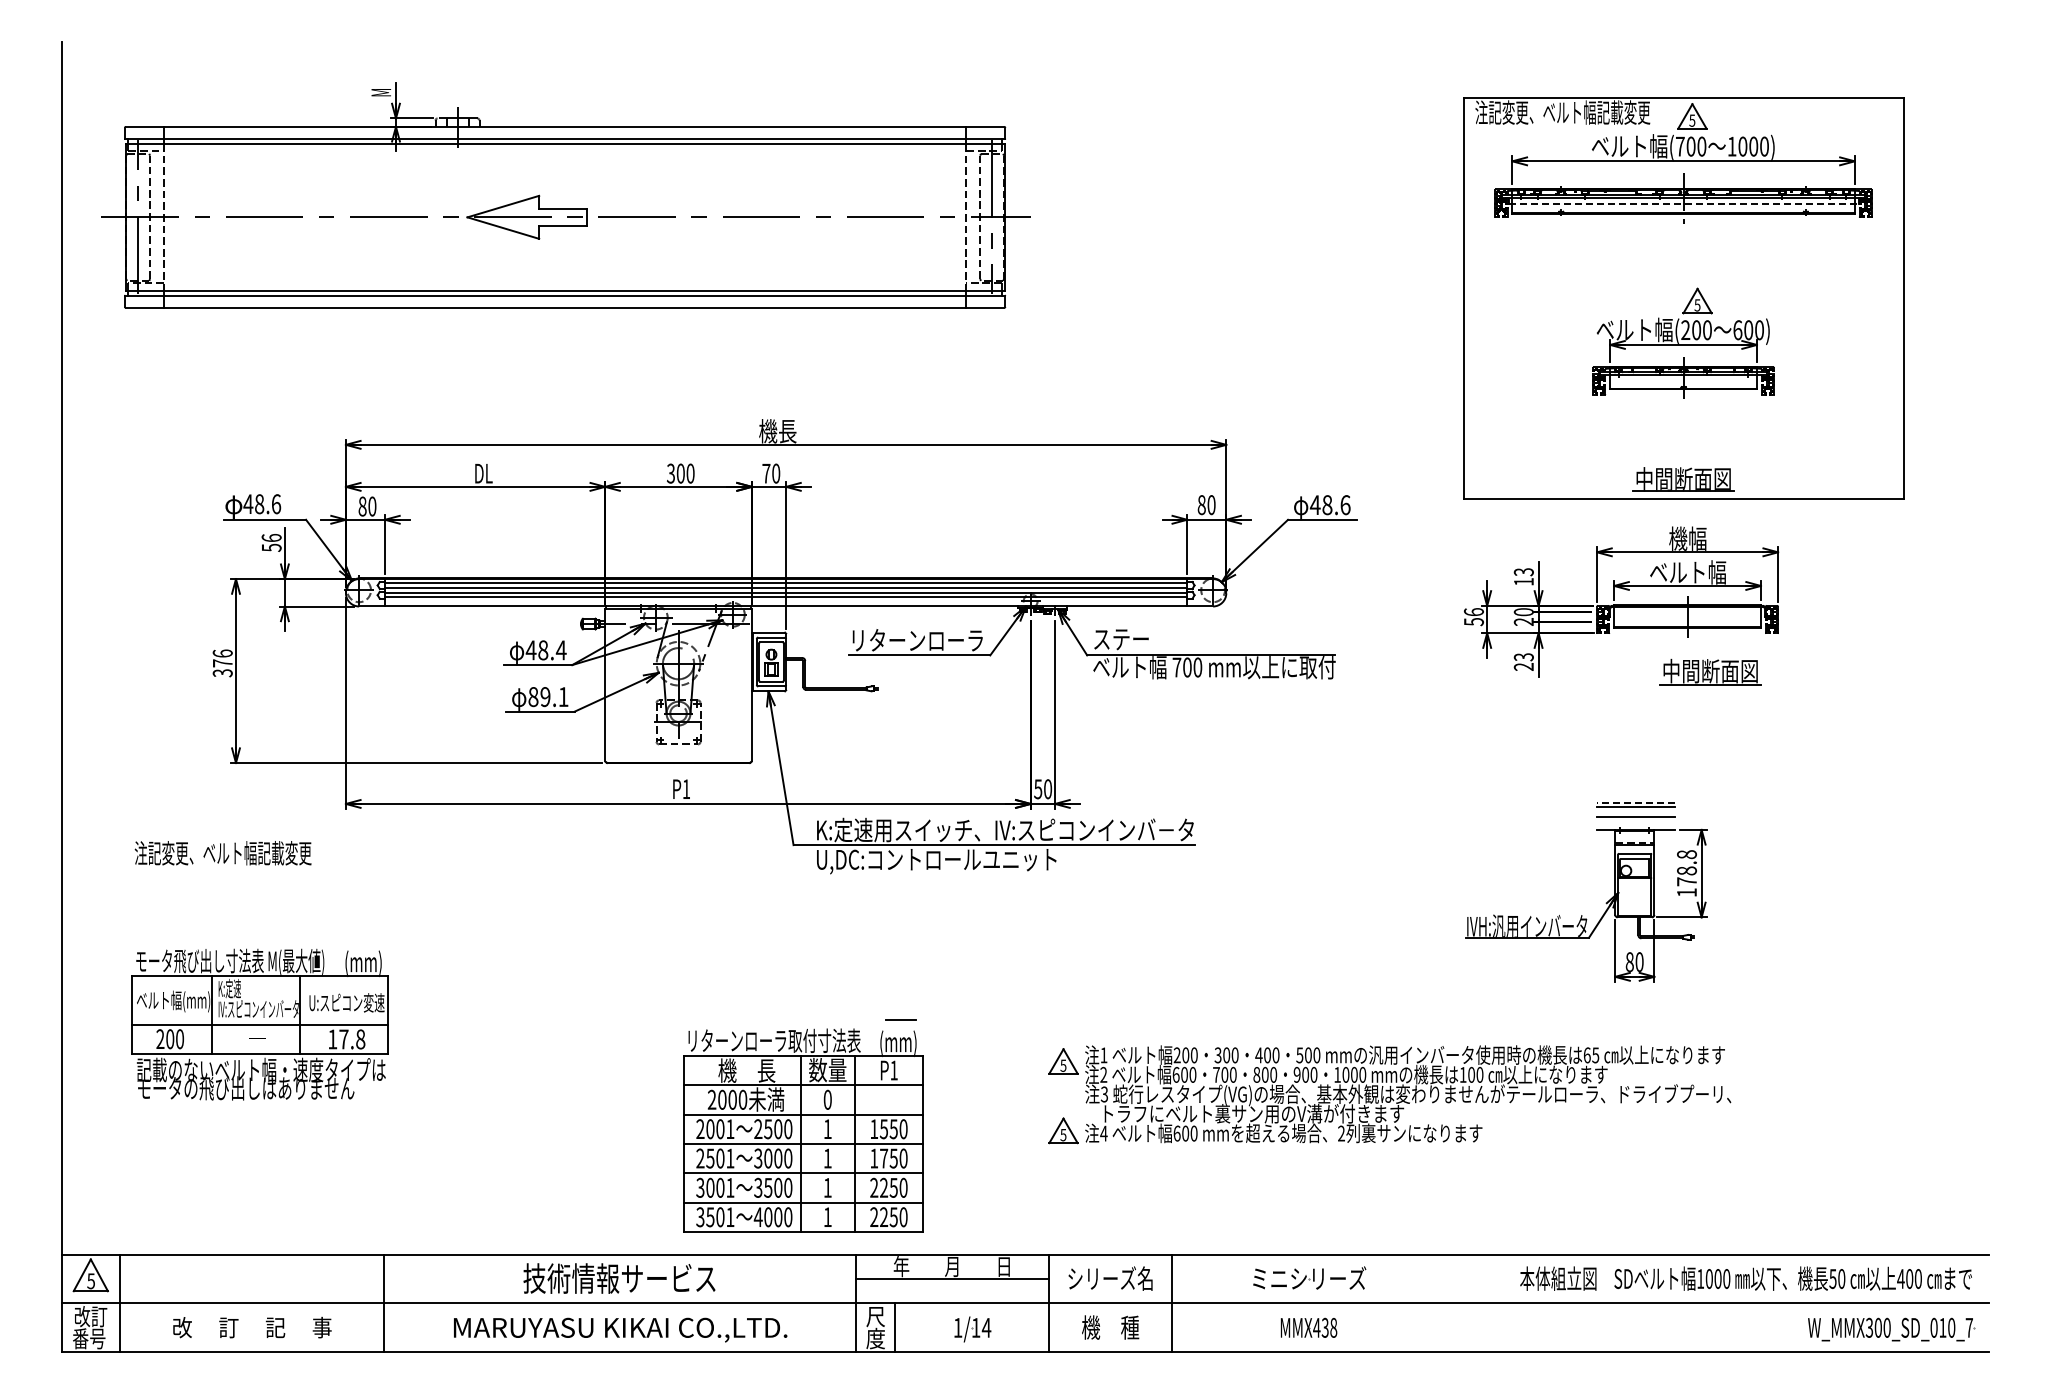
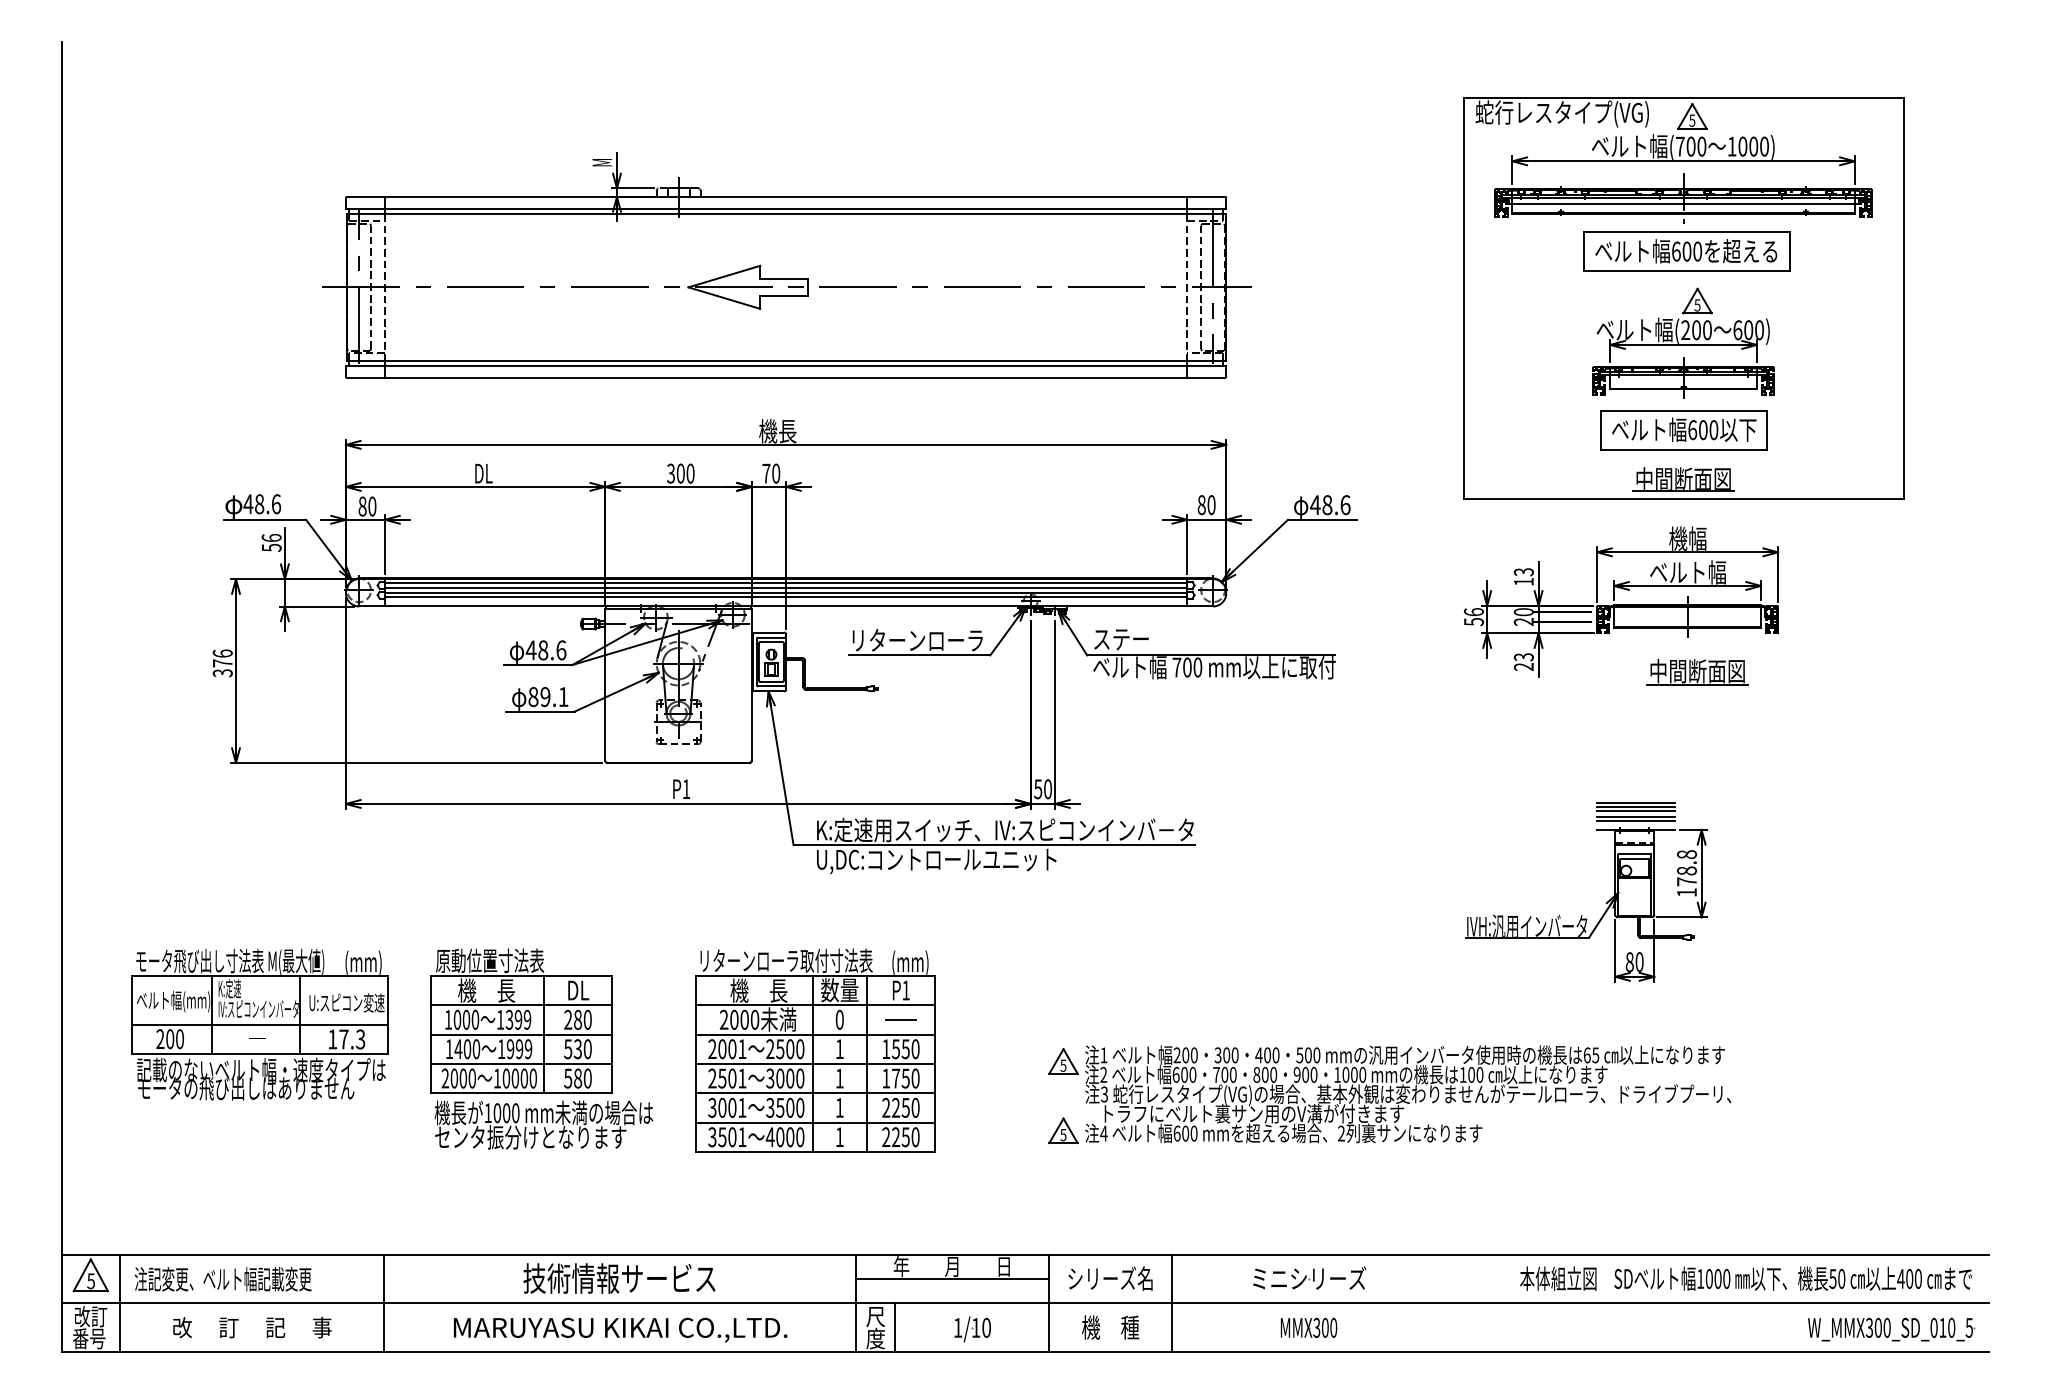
text: 注記変更、ベルト幅記載変更 -> 蛇行レスタイプ(VG) (1562, 113)
part position: (565, 195) -> (786, 265) (786, 265)
line: dashed -> solid (1684, 204)
part: none -> present (1686, 251)
part: none -> present (1683, 430)
text: 48.4 -> 48.6 (560, 650)
part position: (1710, 671) -> (1697, 671) (1697, 671)
line: dashed -> solid (1635, 802)
line: none -> present (1635, 810)
line: none -> present (1635, 820)
text position: (222, 853) -> (222, 1279) (222, 1279)
text: 17.8 -> 17.3 (360, 1039)
part: none -> present (541, 1048)
part position: (803, 1130) -> (815, 1050) (815, 1050)
text: 1/14 -> 1/10 (986, 1327)
text: MMX438 -> MMX300 (1325, 1327)
text: W_MMX300_SD_010_7 -> W_MMX300_SD_010_5 (1968, 1327)
